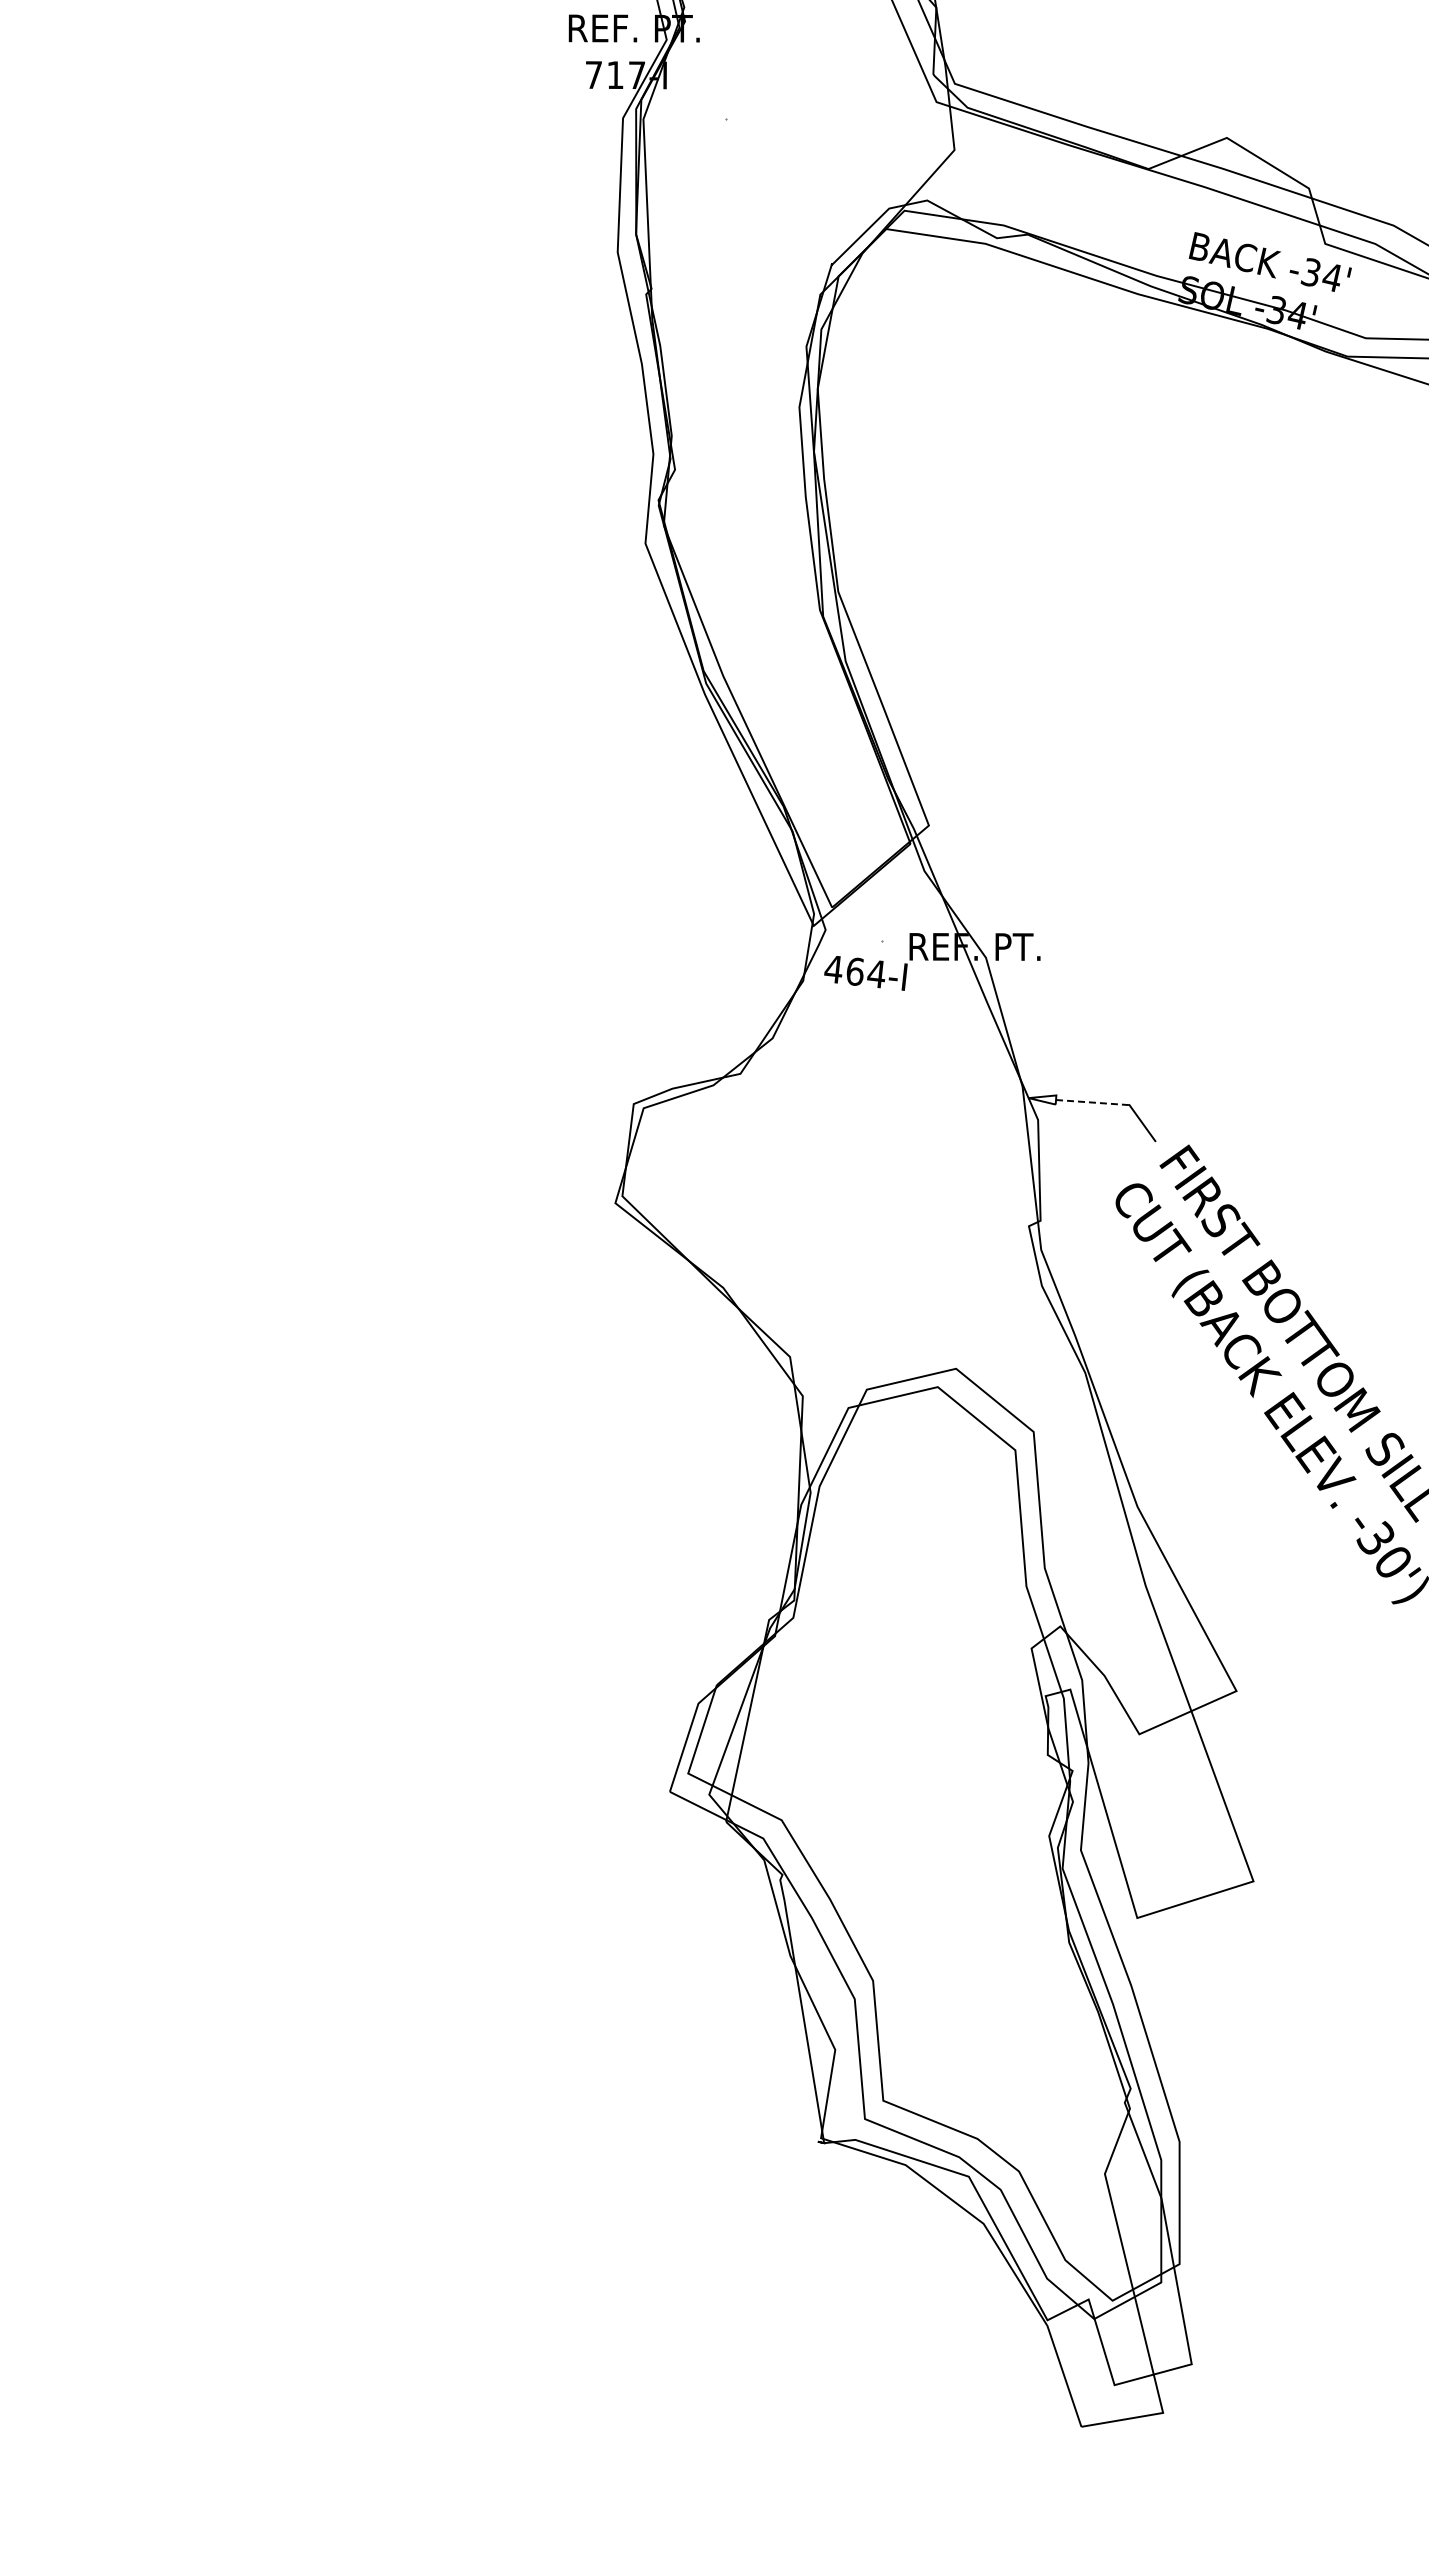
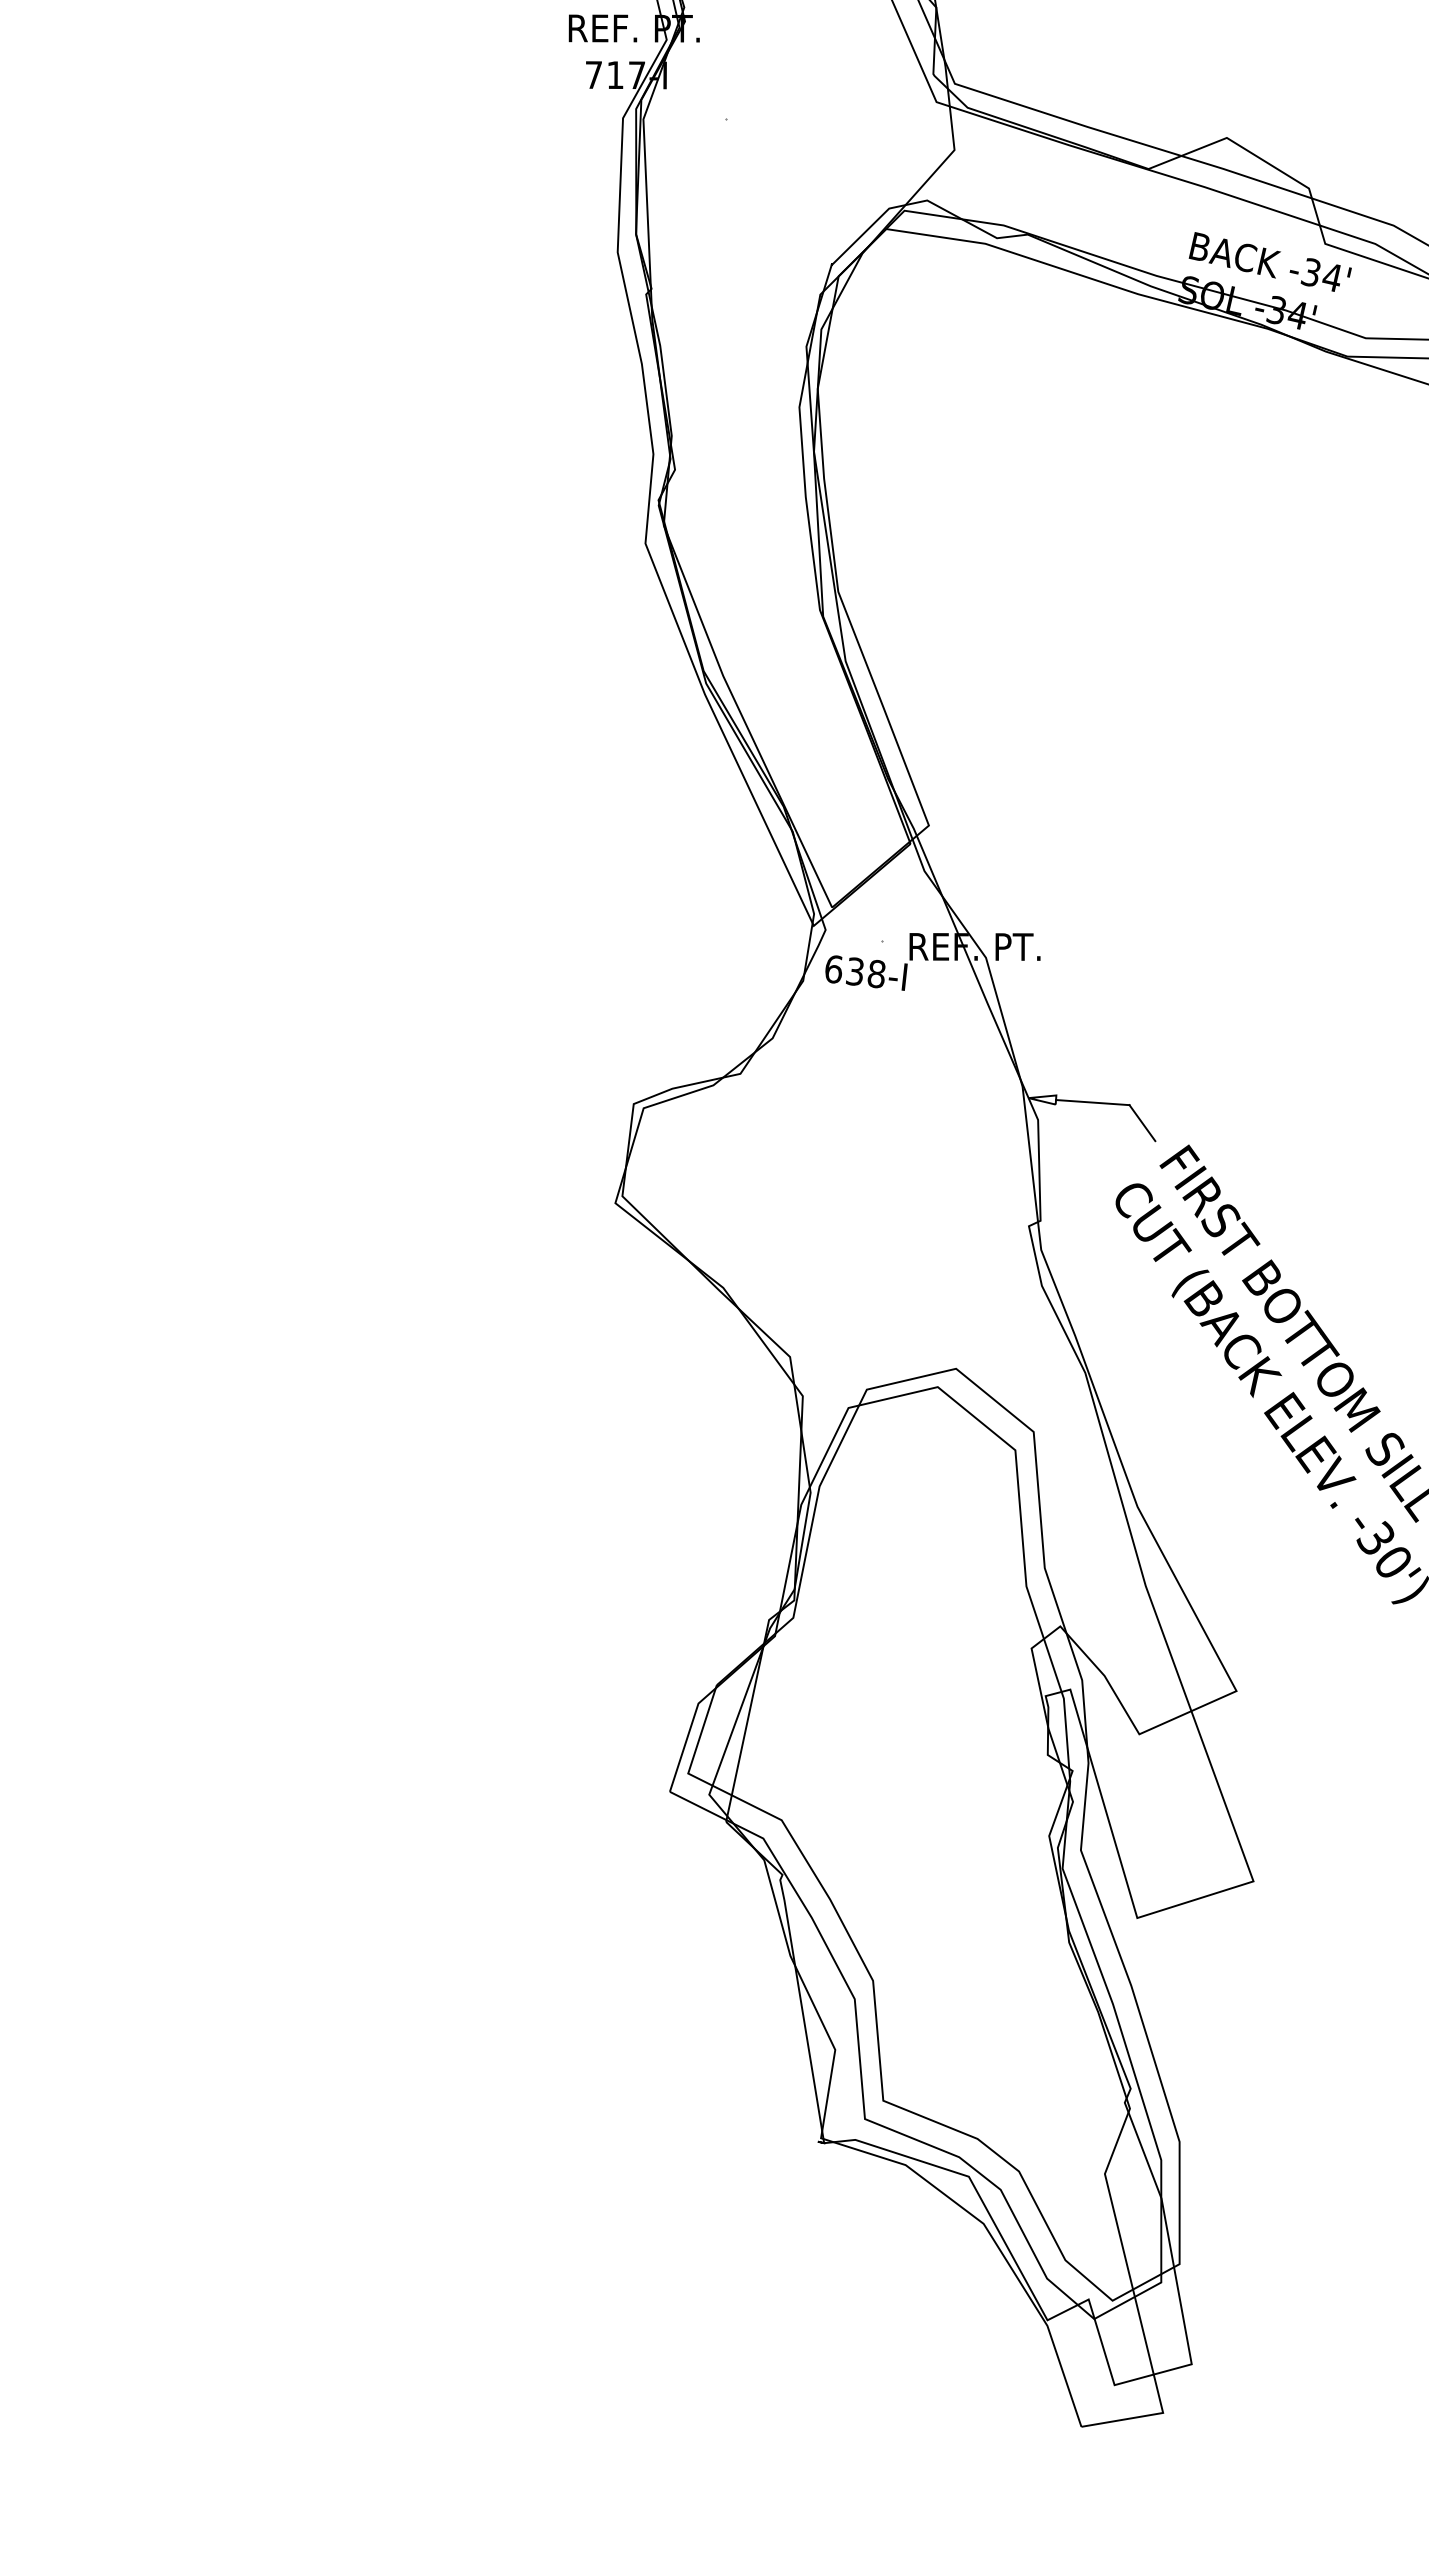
text: 464-I -> 638-I (854, 971)
line: dashed -> solid (1092, 1102)
